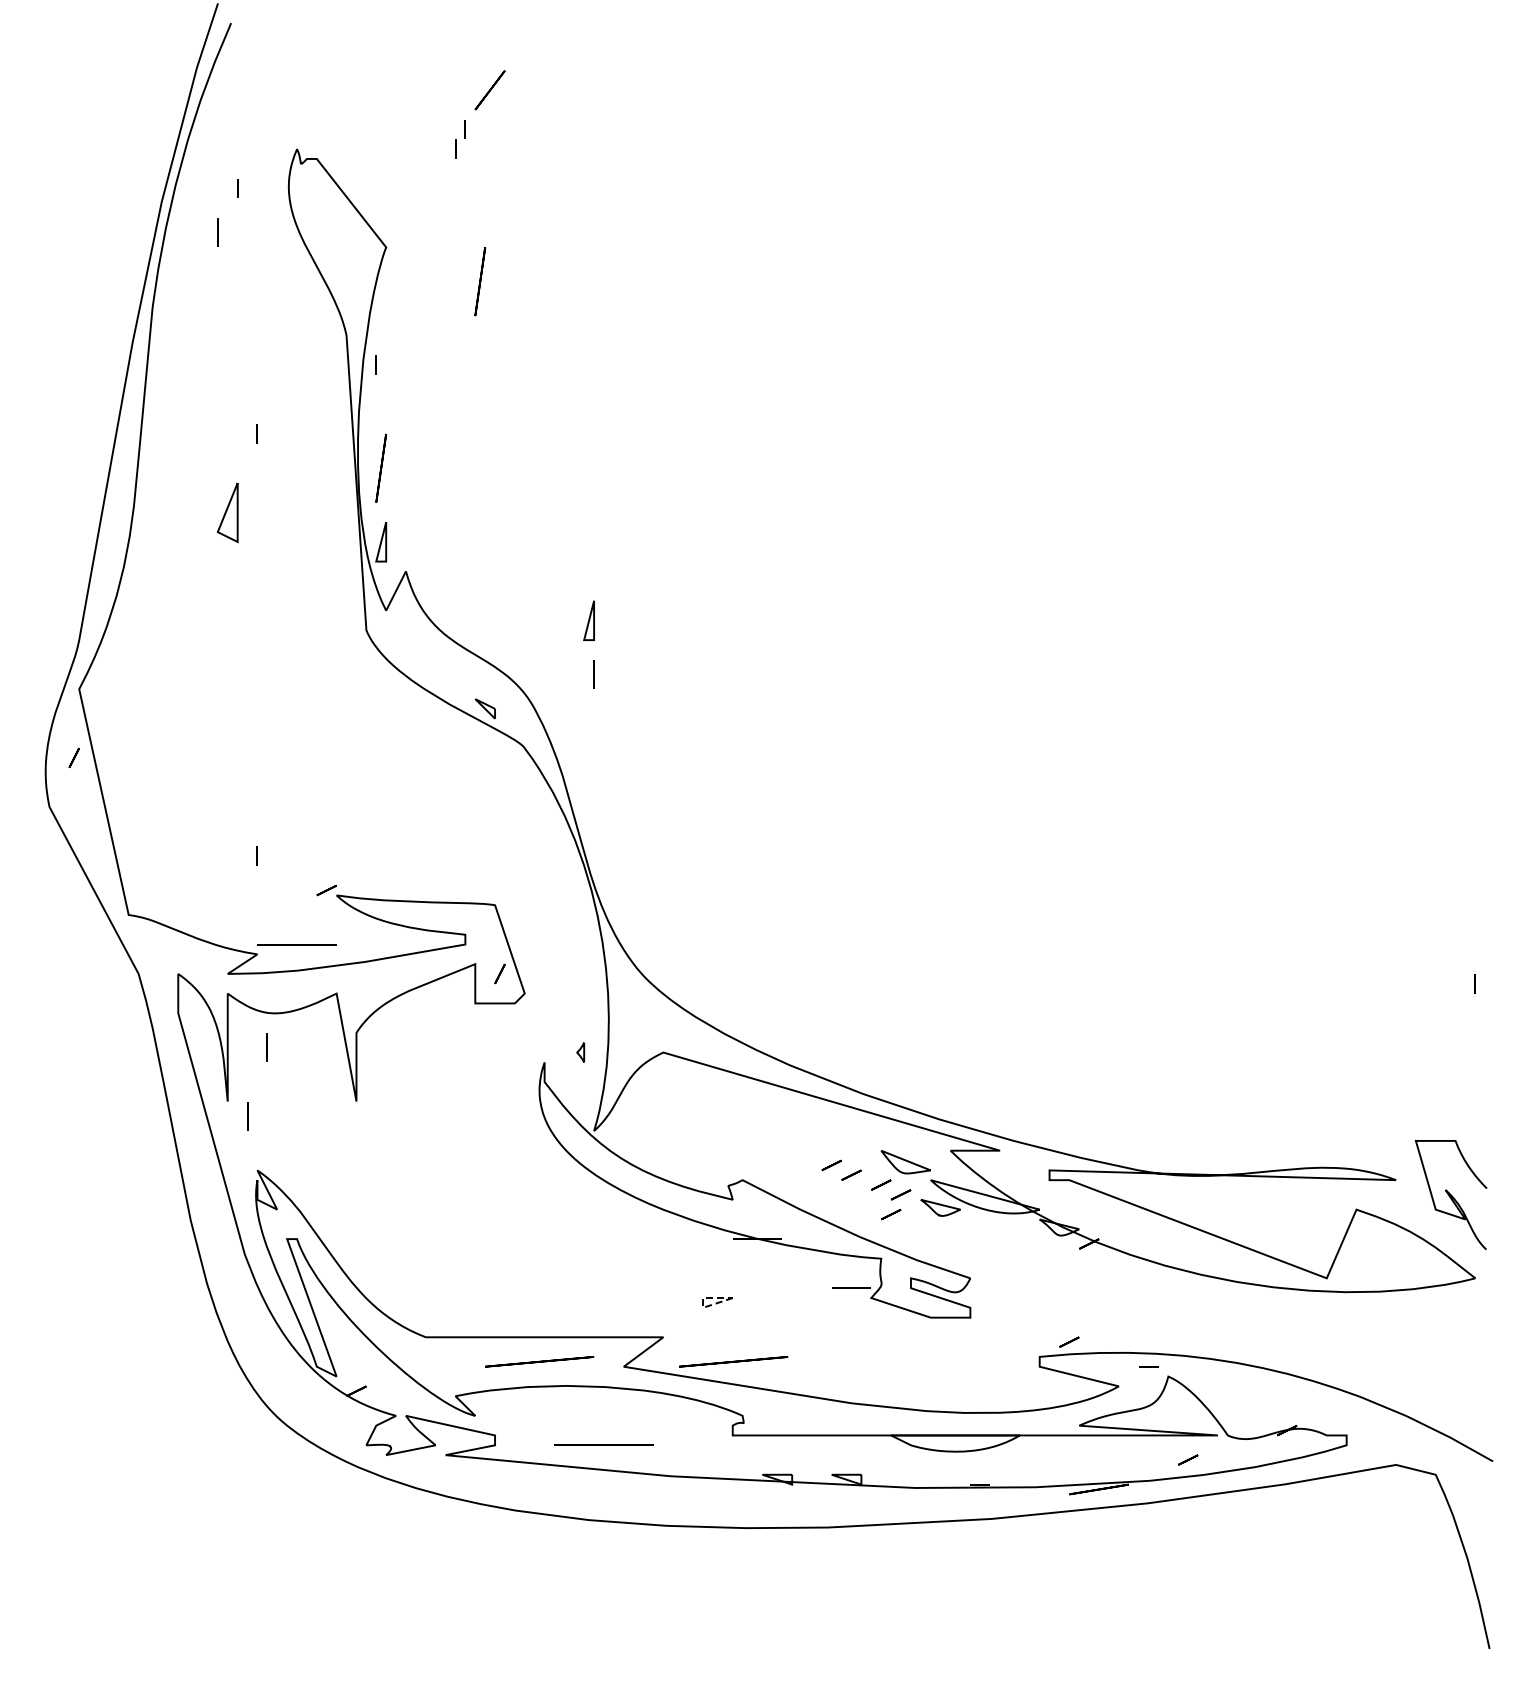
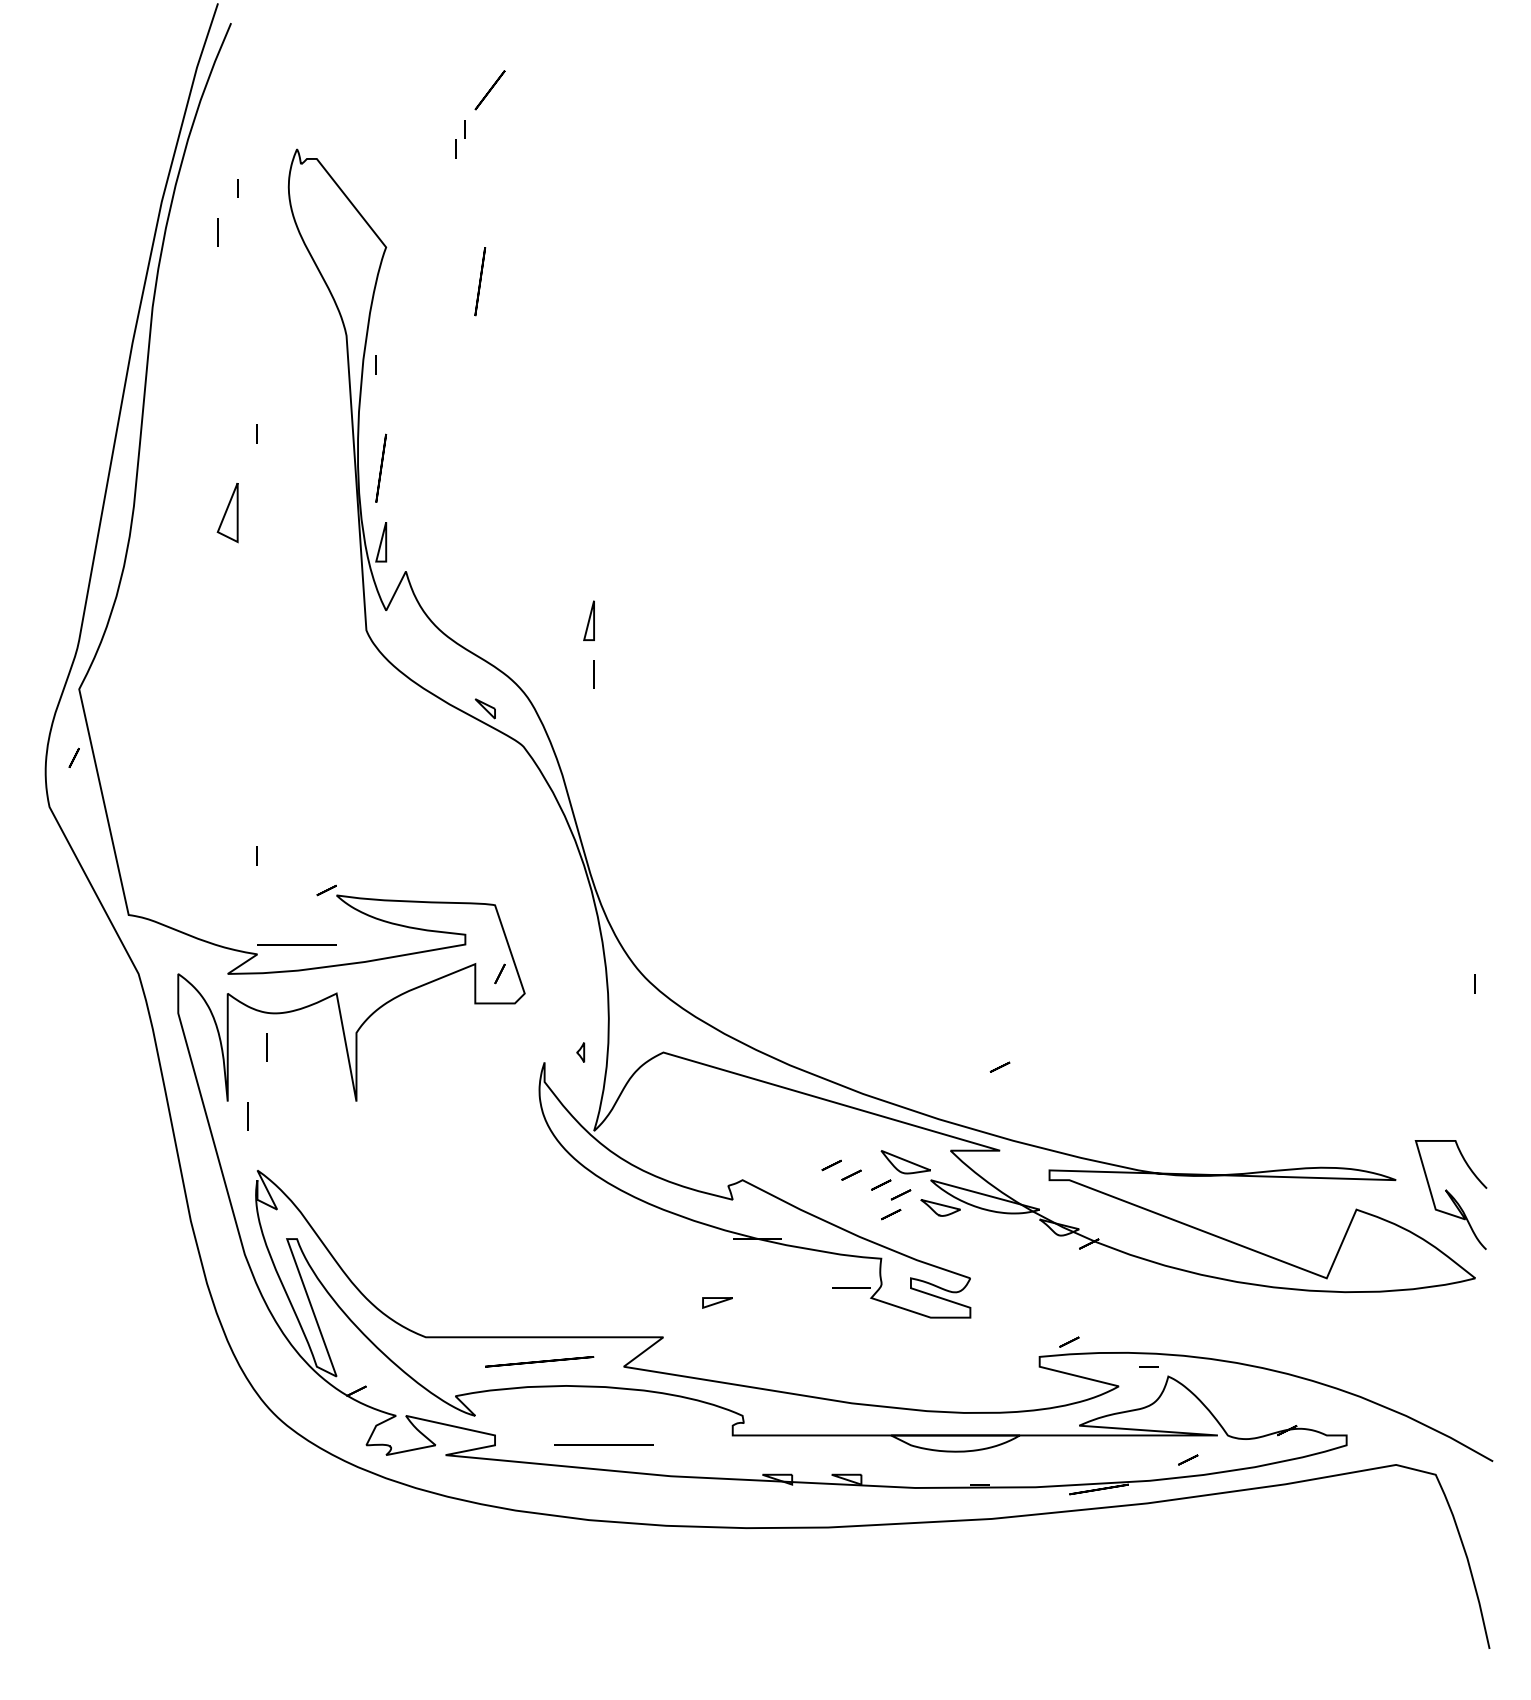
line: none -> present (999, 1066)
line: dashed -> solid (703, 1303)
line: present -> none (733, 1361)
